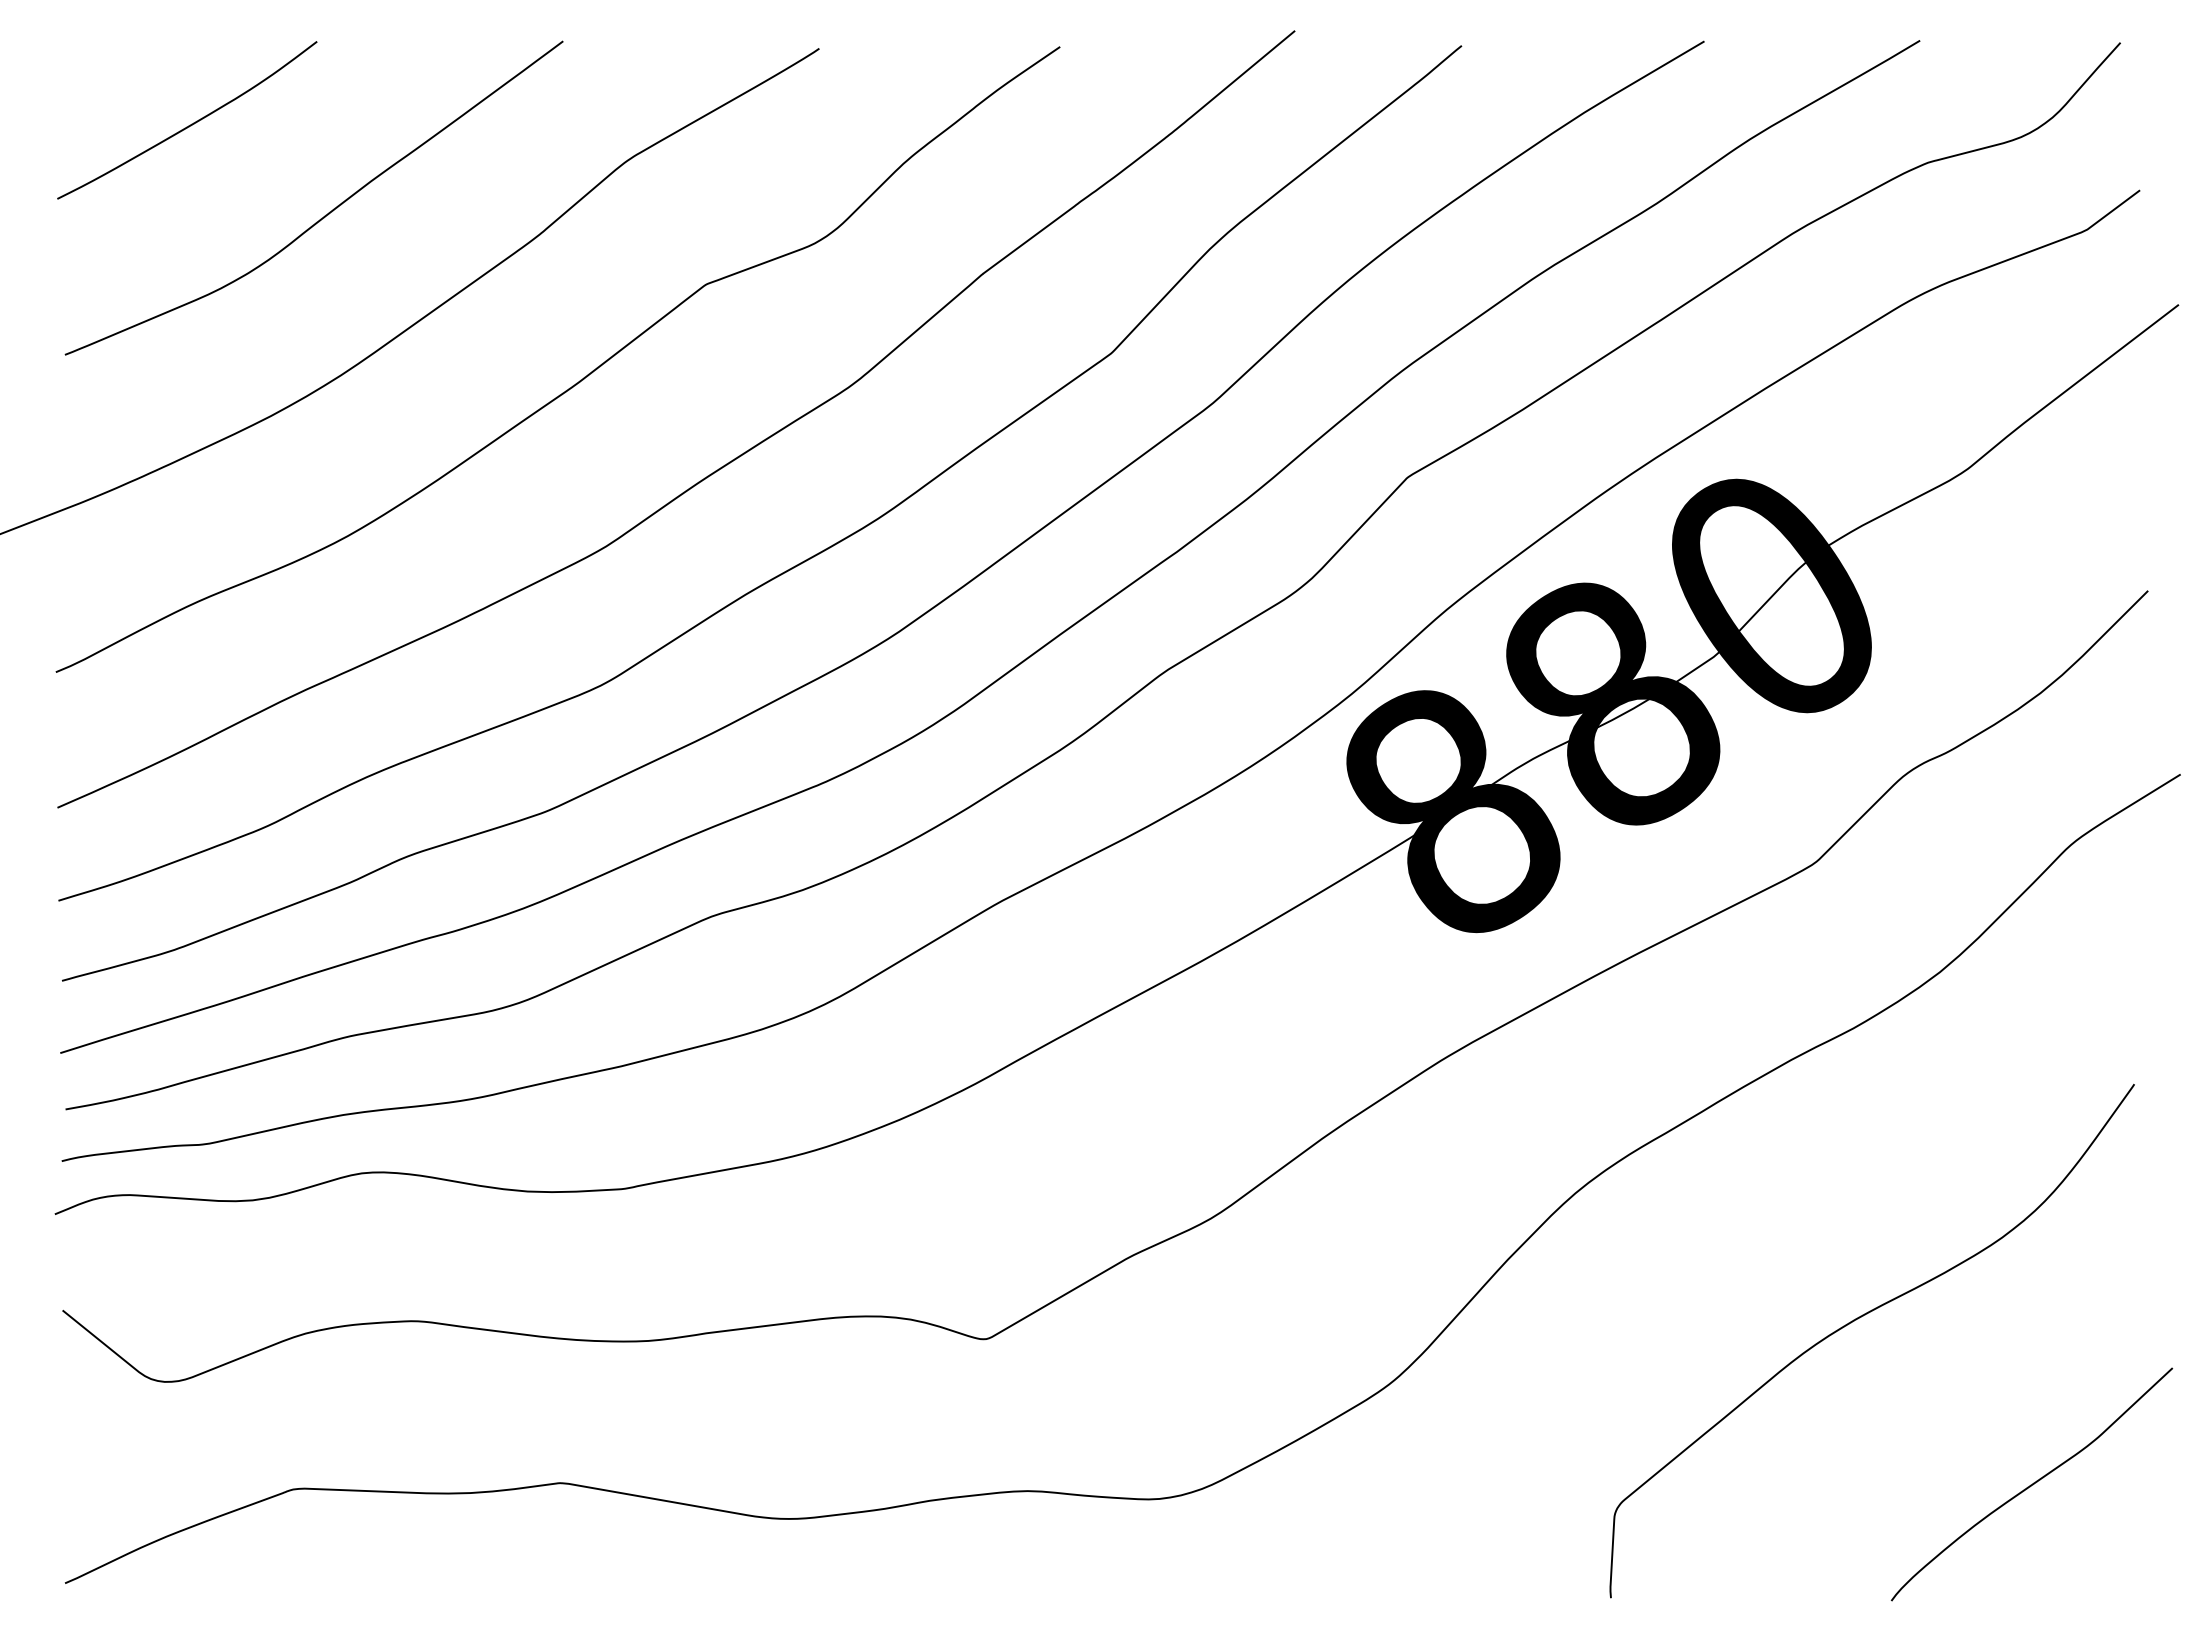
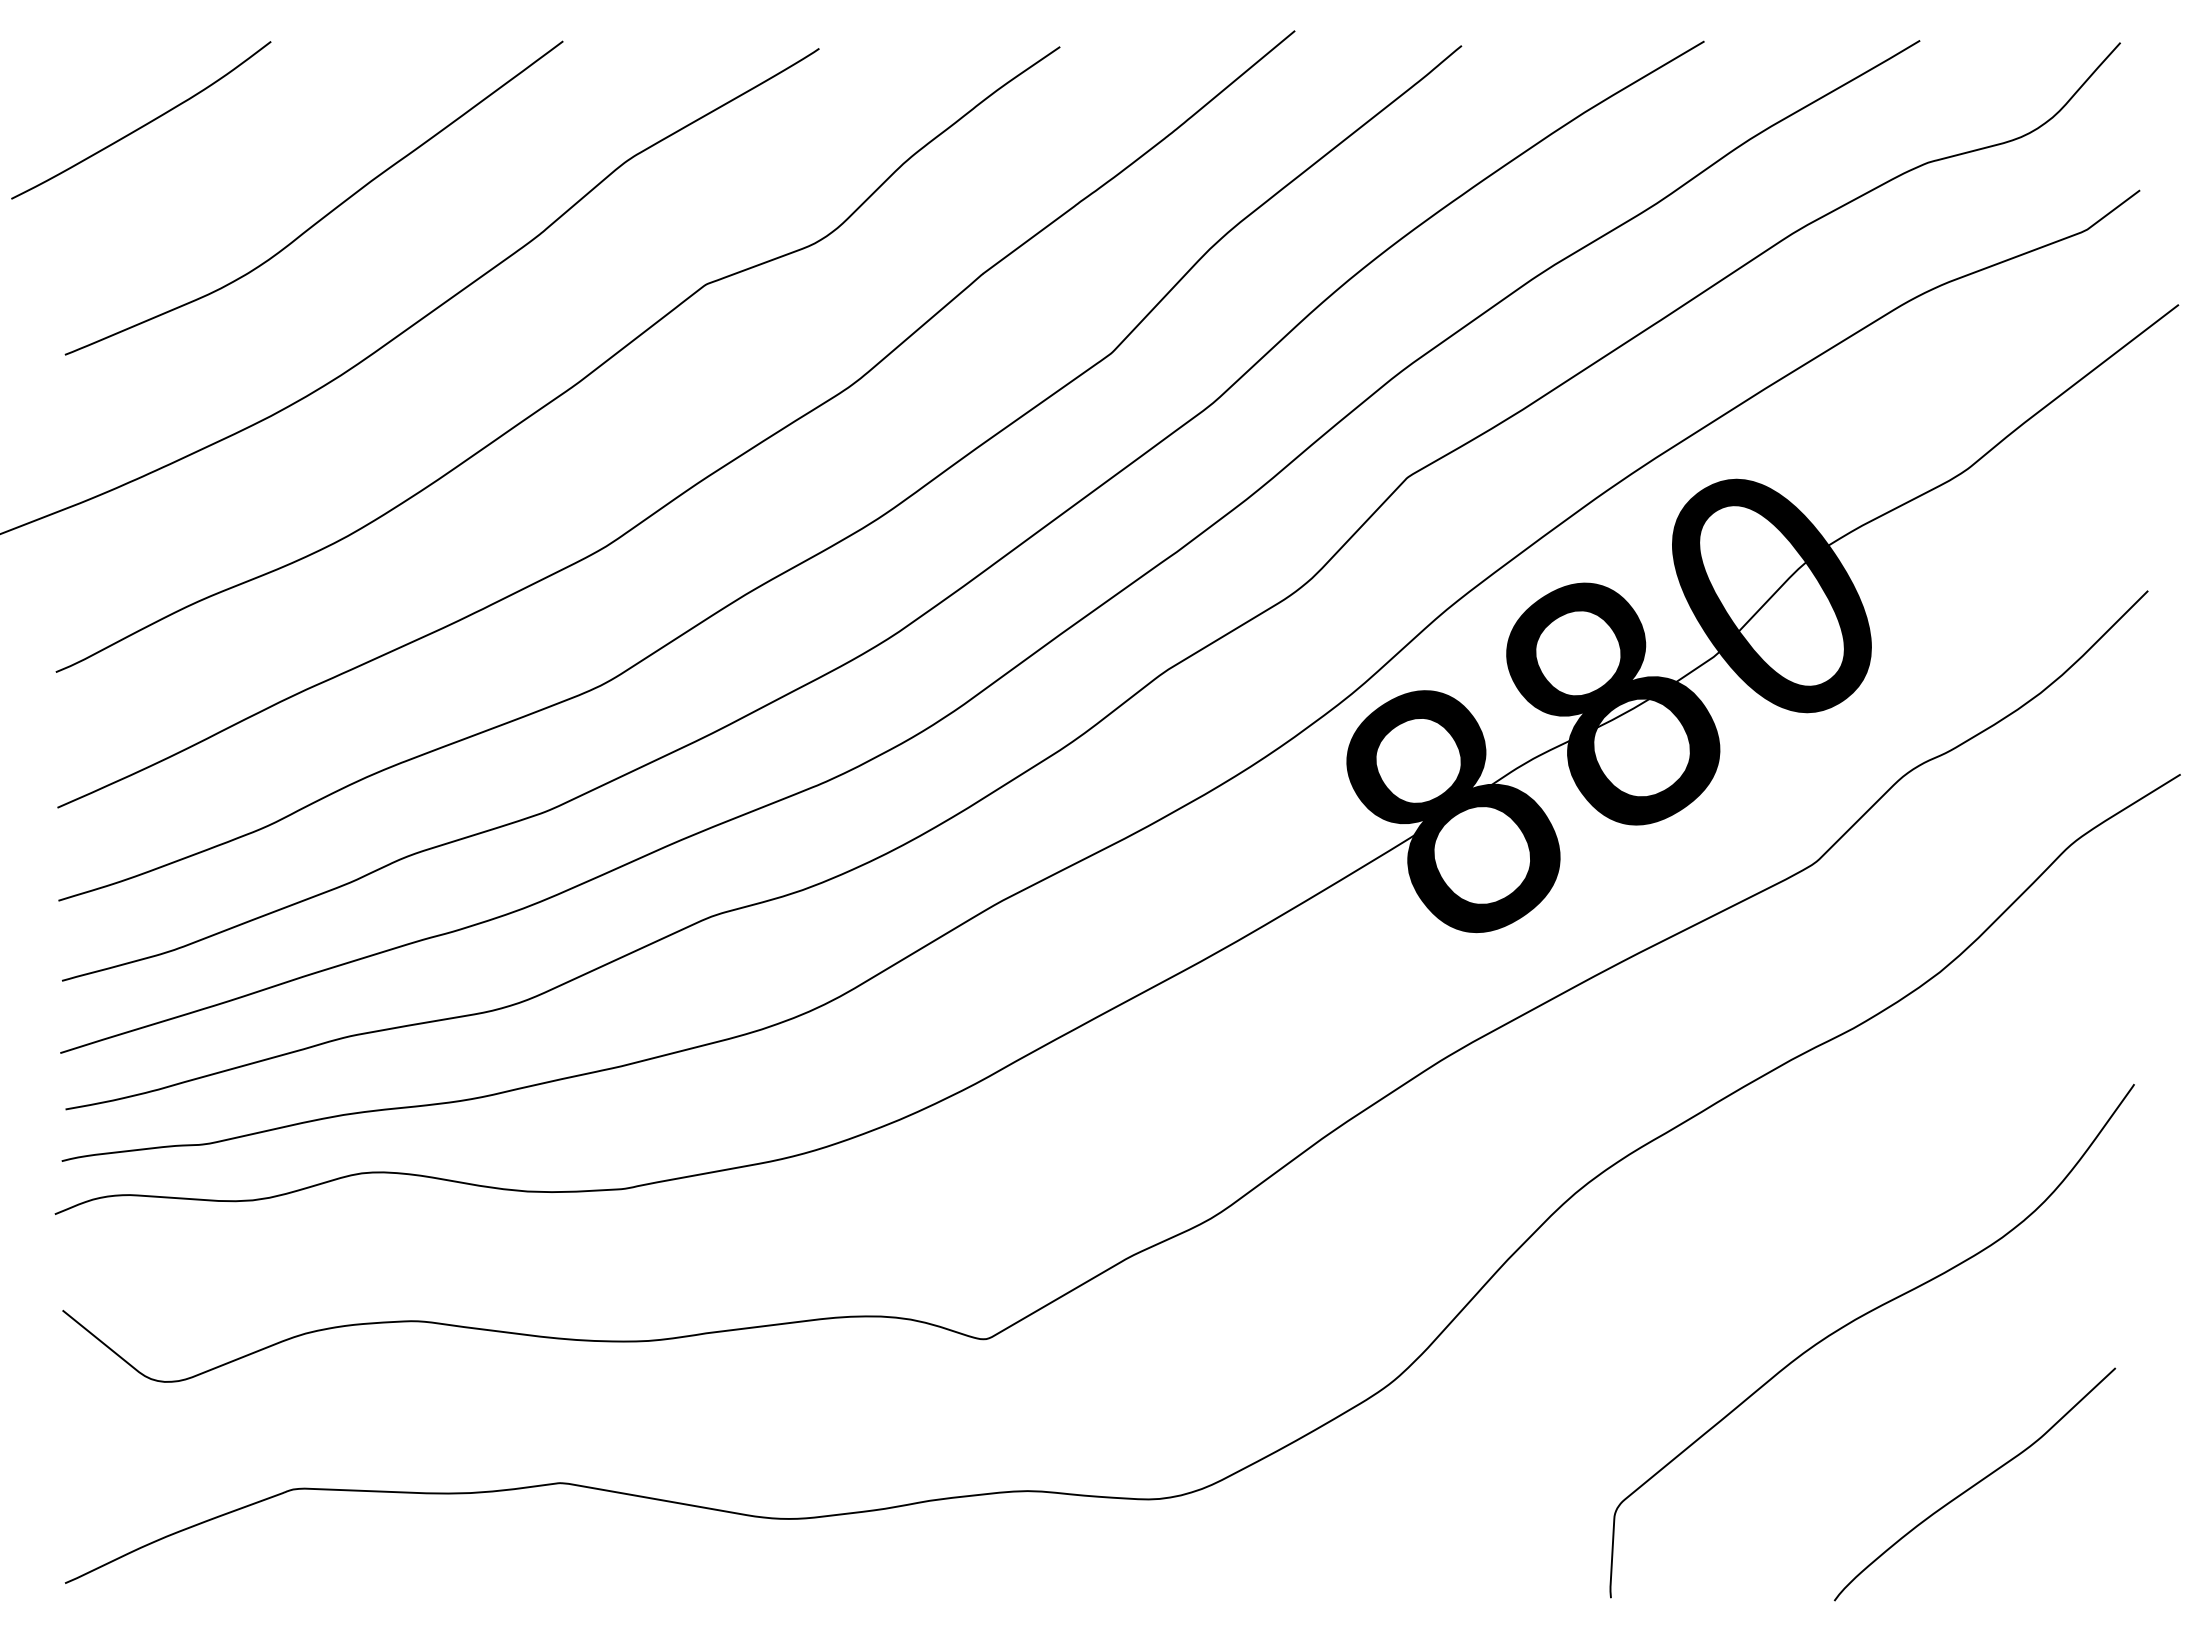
curve position: (191, 123) -> (145, 123) (145, 123)
curve position: (2031, 1484) -> (1974, 1484) (1974, 1484)
